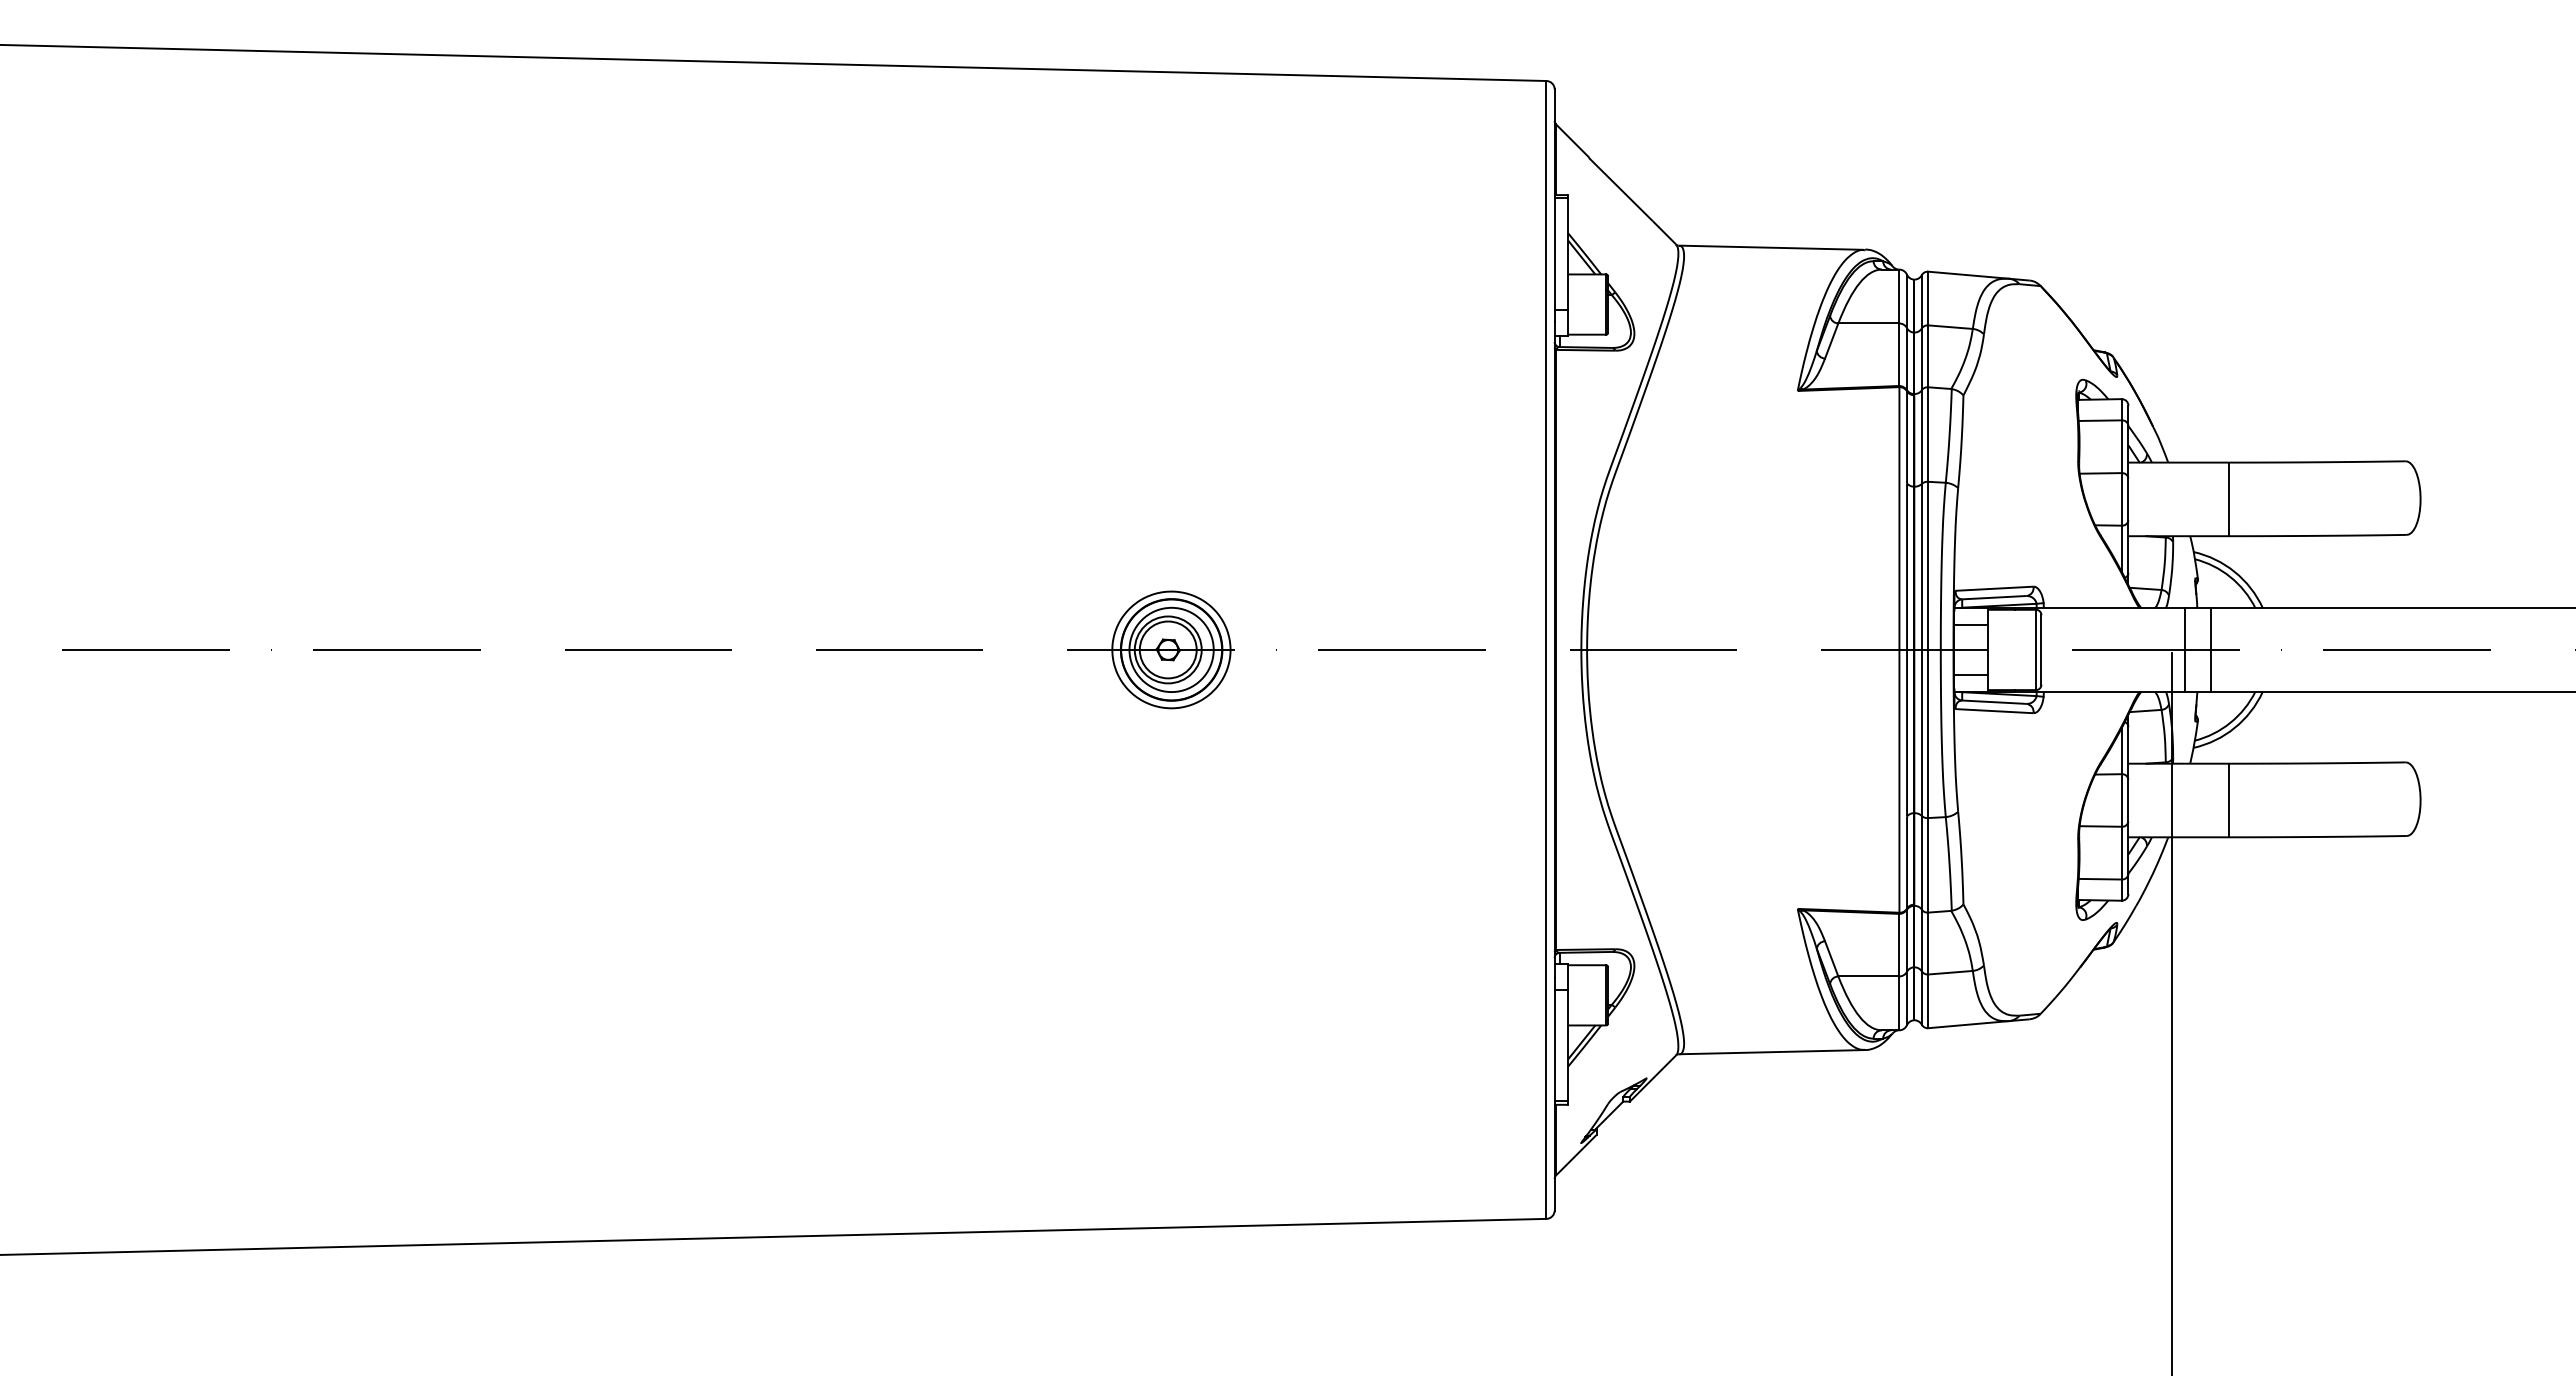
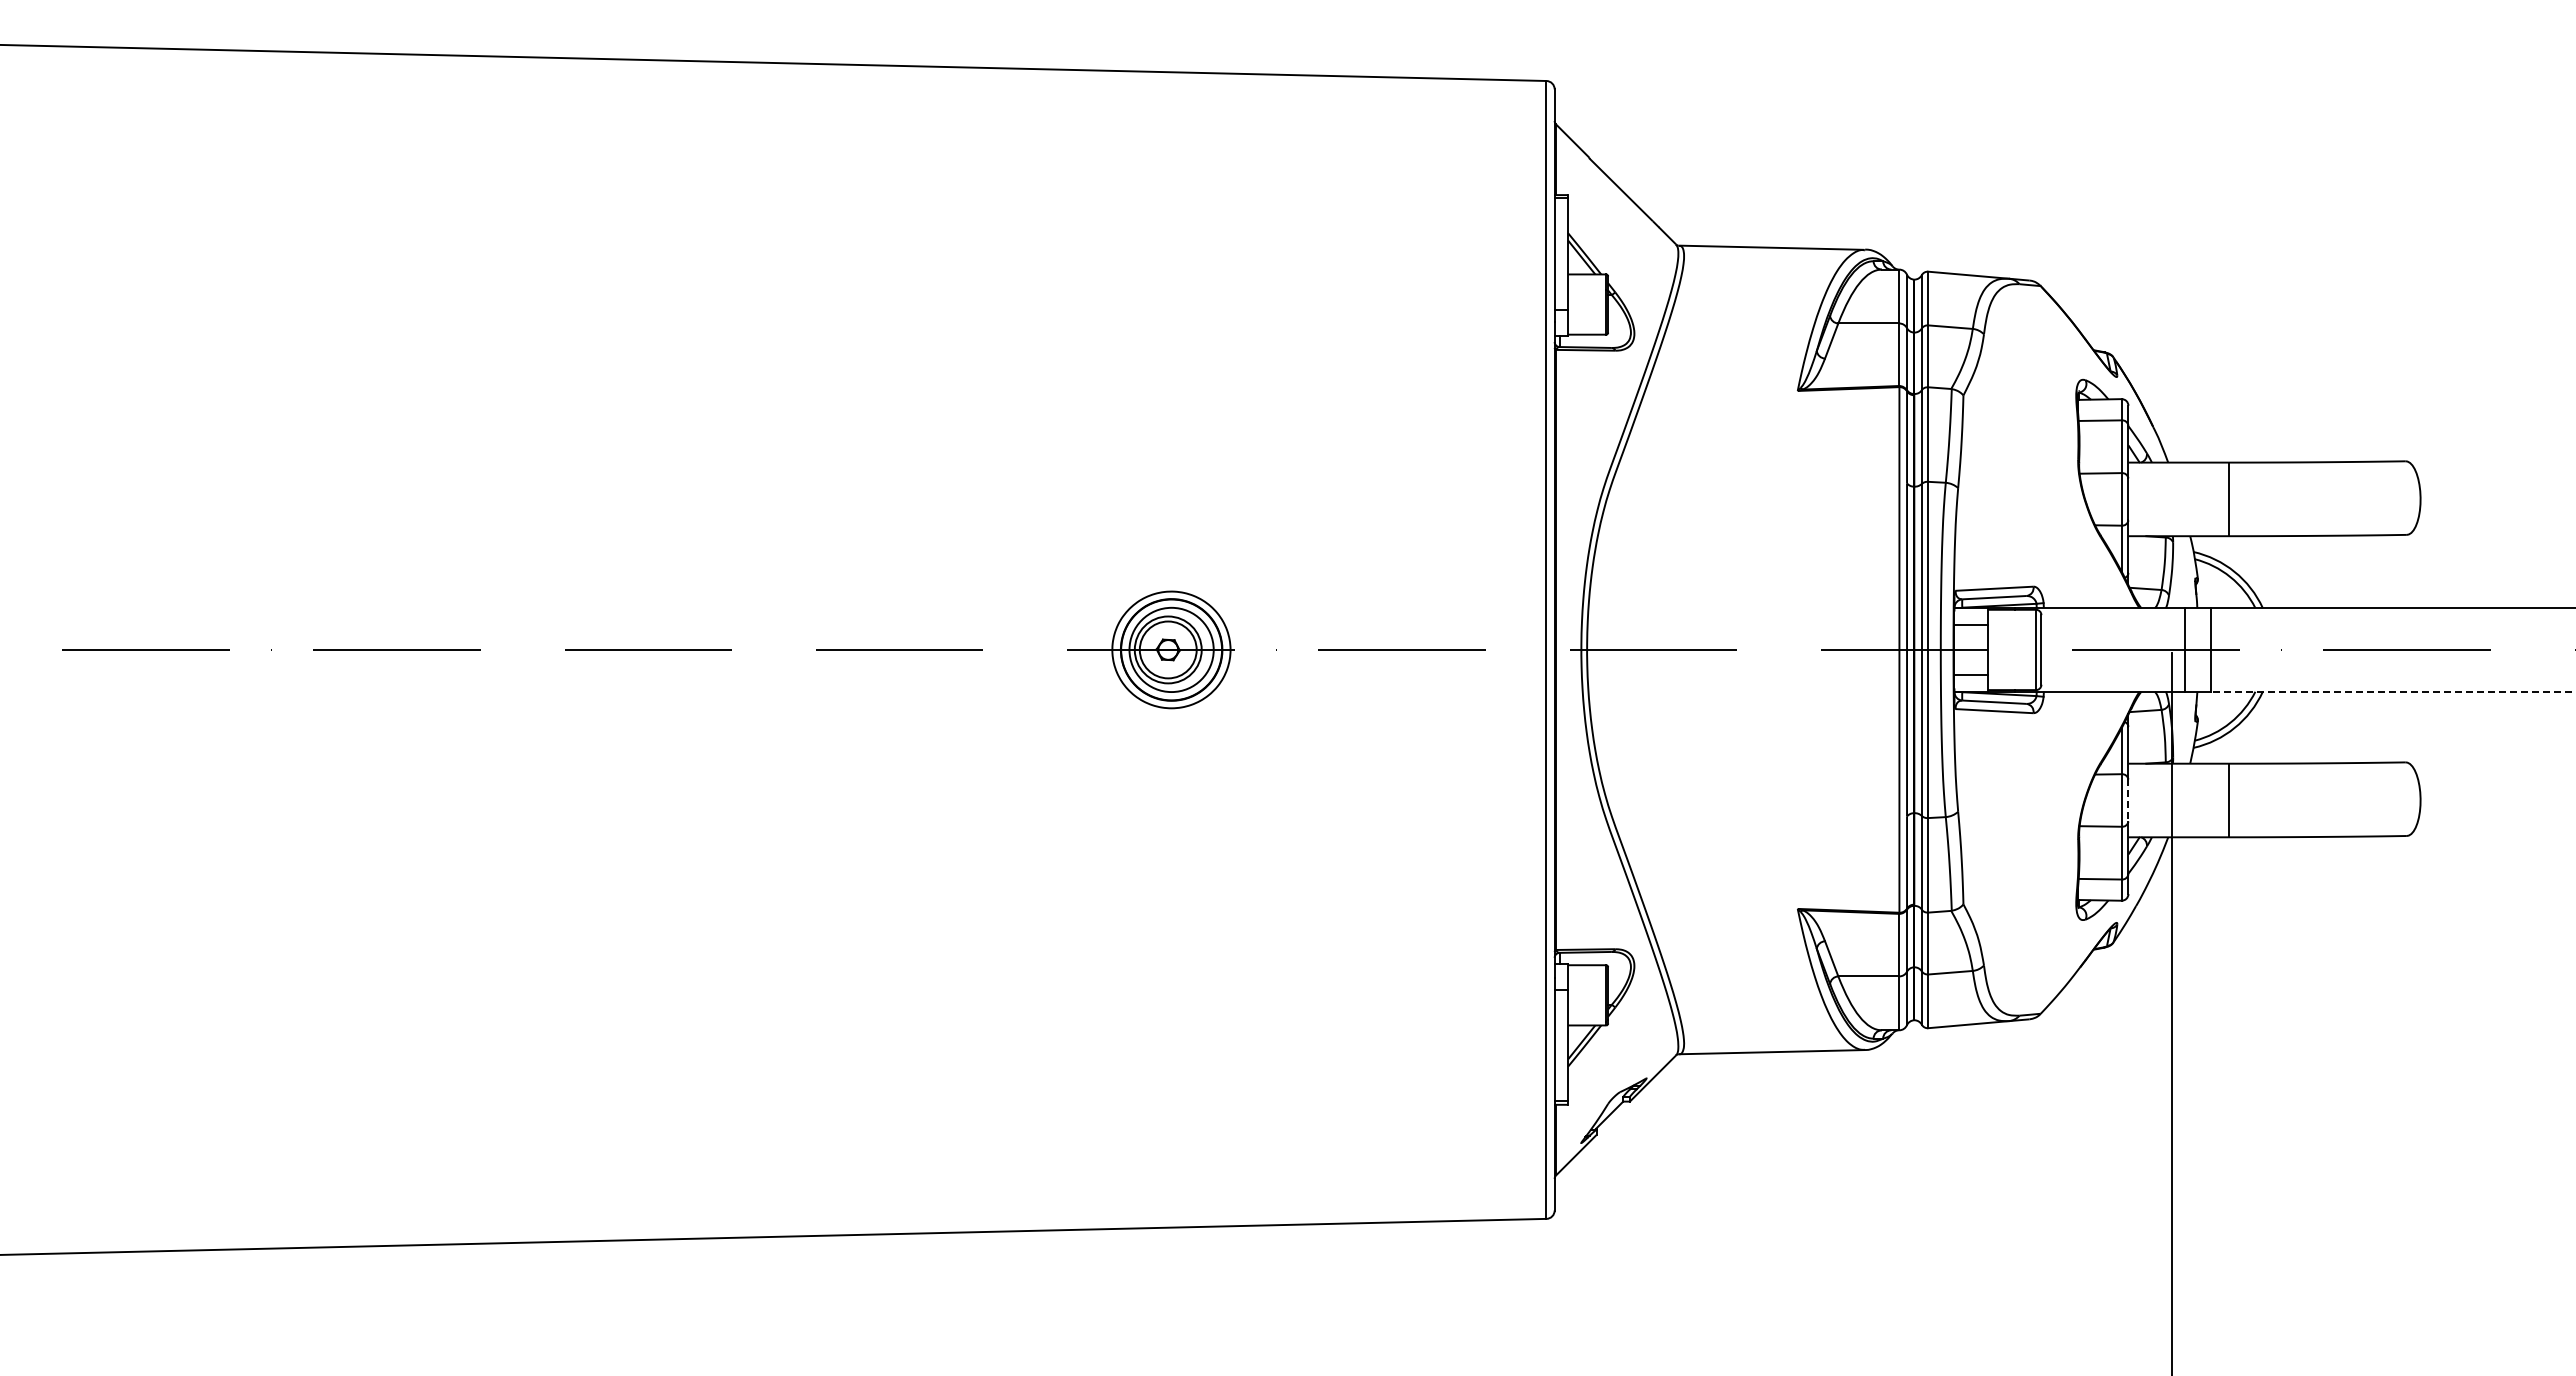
line: solid -> dashed (2392, 691)
line: solid -> dashed (2128, 800)
